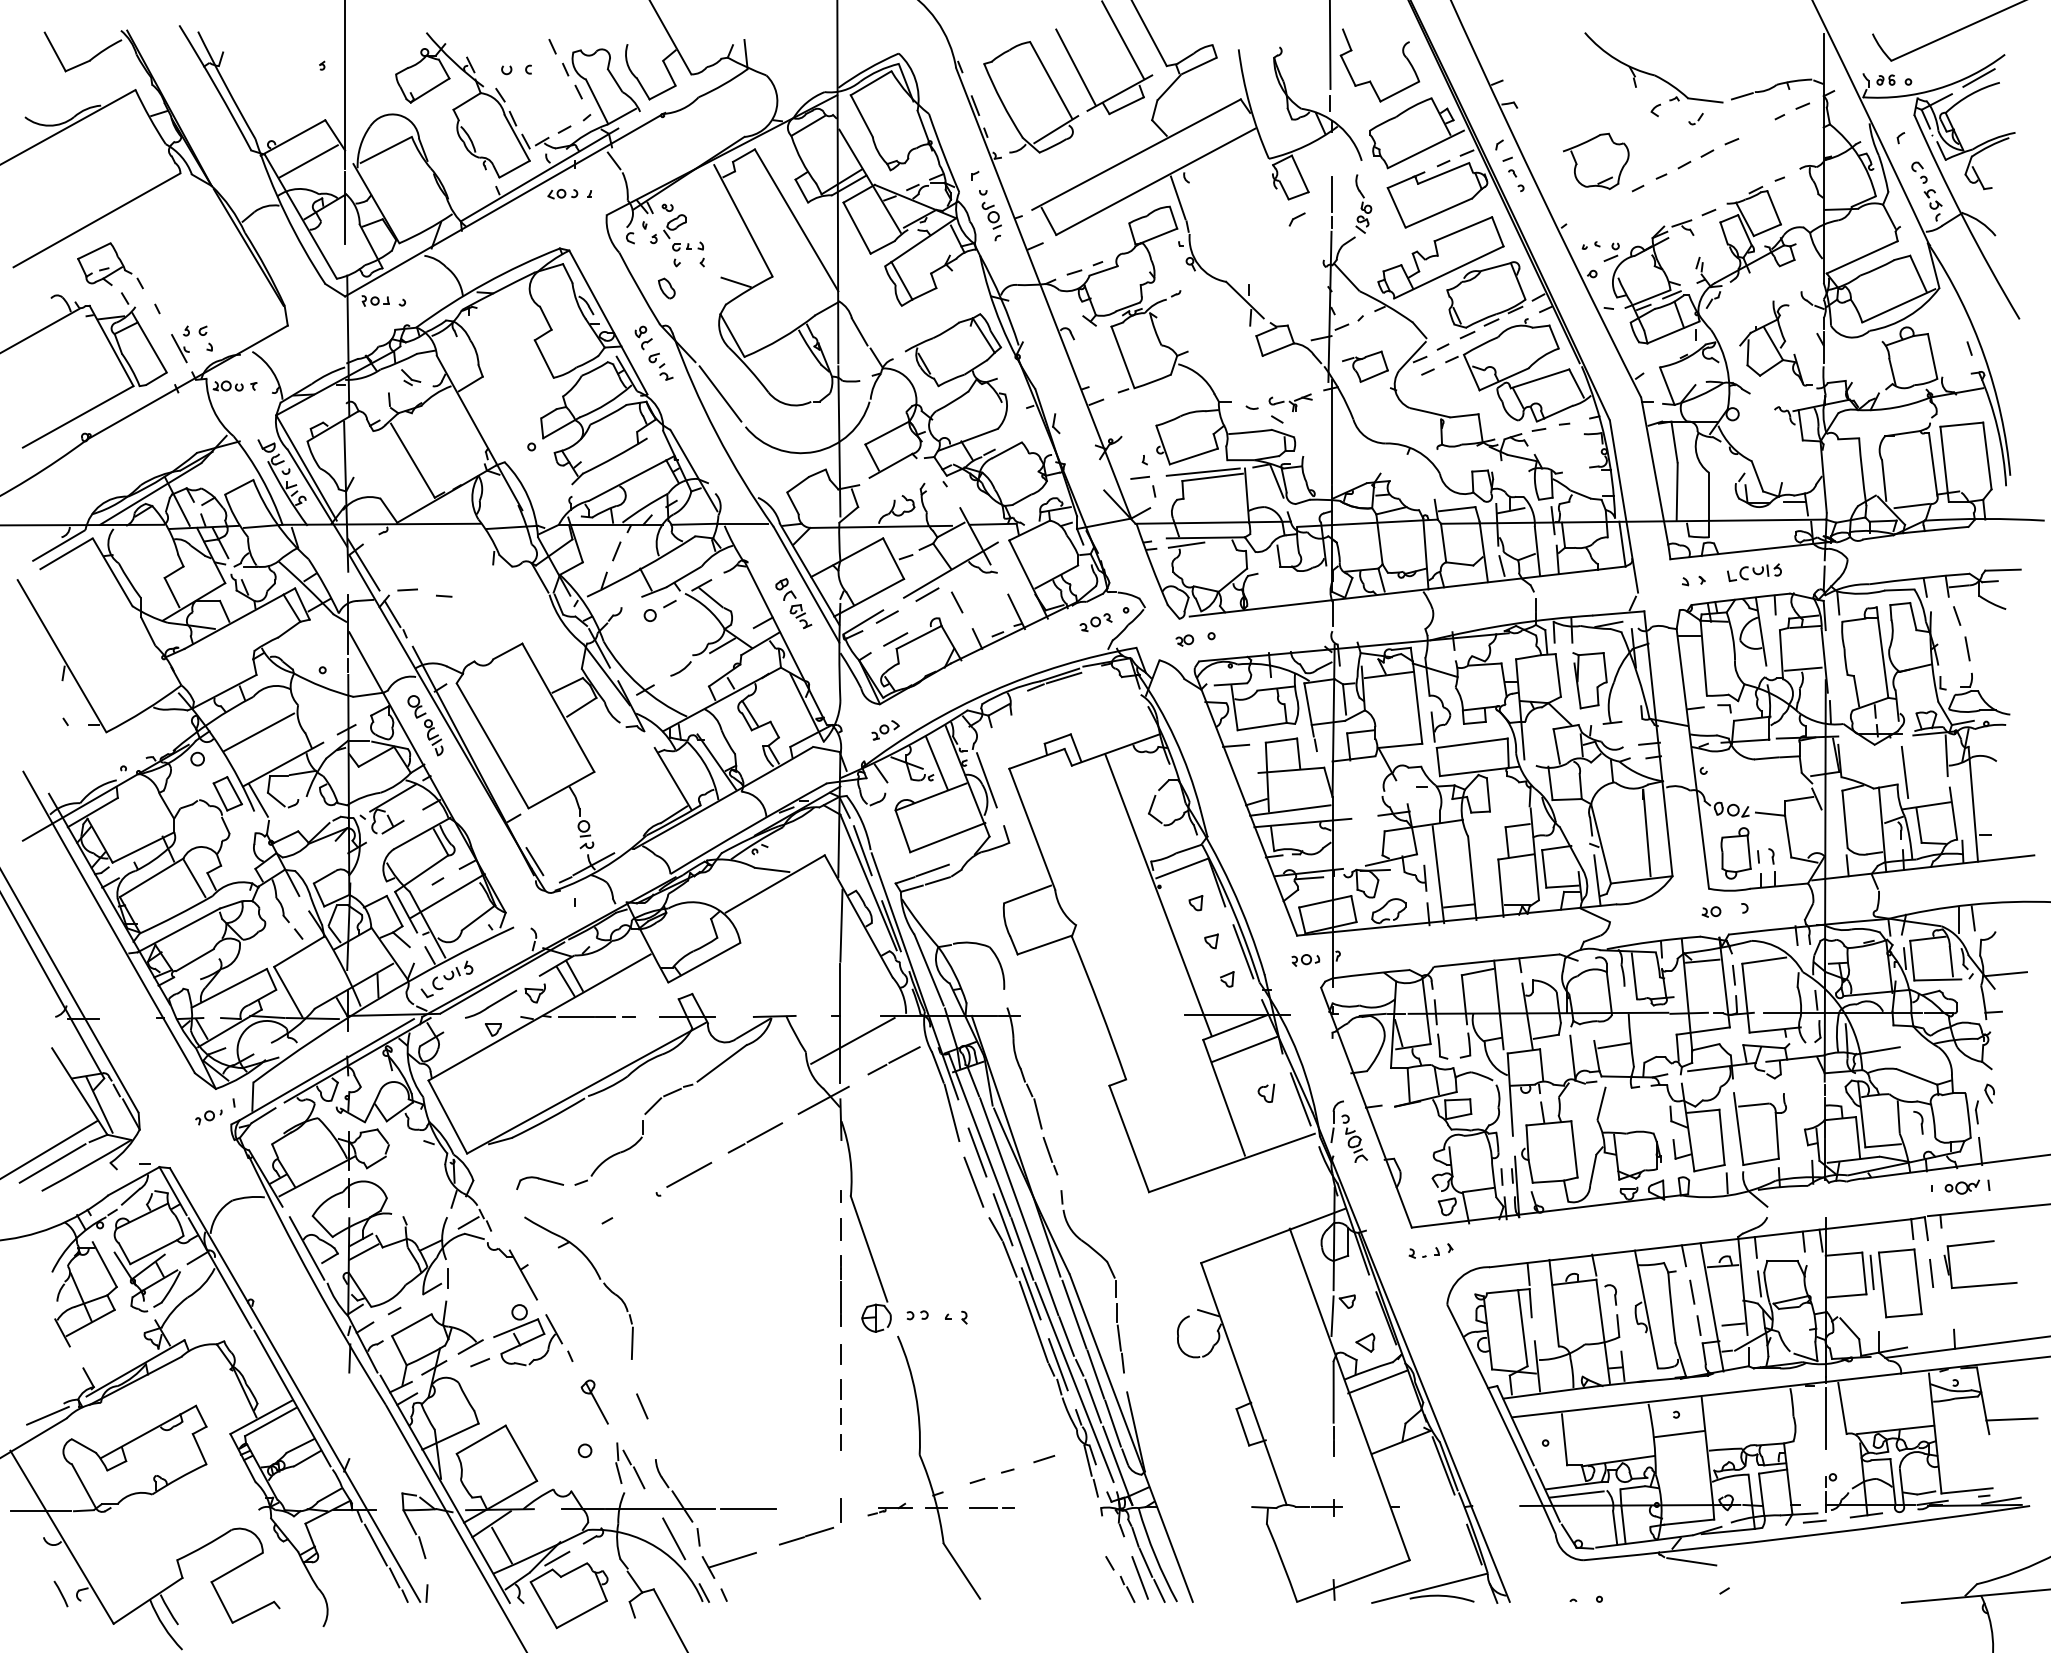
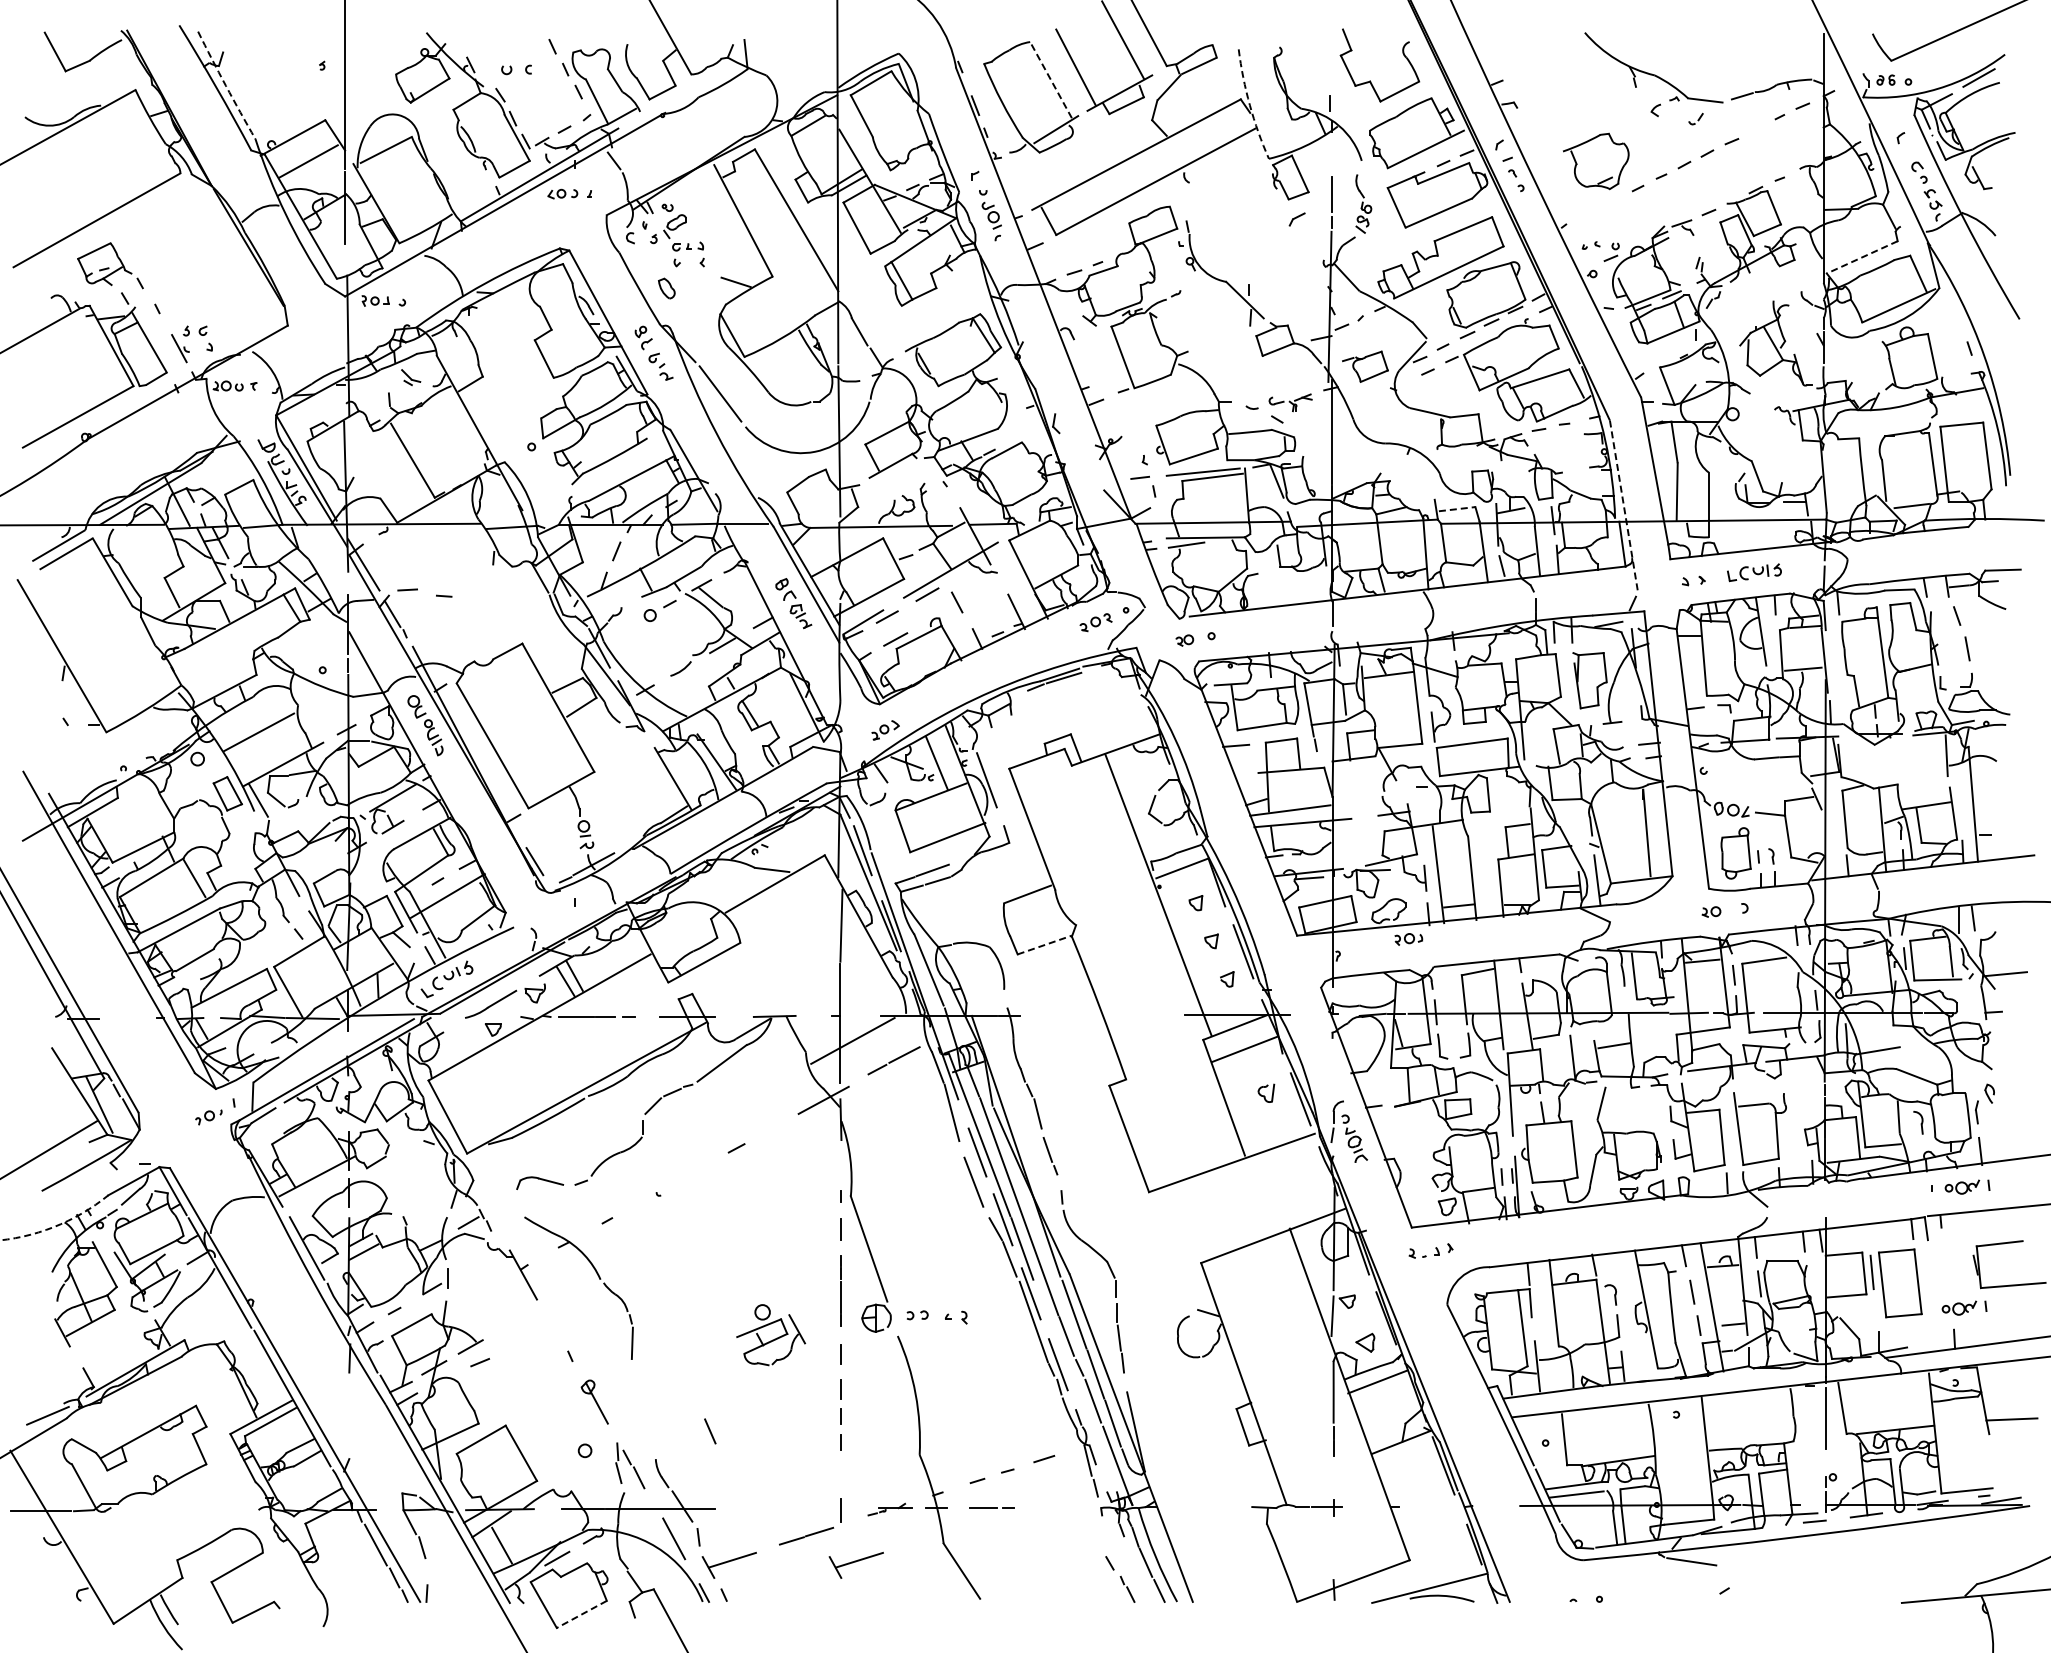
line: present -> none (1329, 45)
line: solid -> dashed (1050, 79)
arc: solid -> dashed (225, 85)
arc: solid -> dashed (1249, 105)
line: present -> none (1177, 197)
line: solid -> dashed (1862, 257)
line: solid -> dashed (1624, 507)
line: solid -> dashed (1457, 509)
line: present -> none (1904, 772)
line: solid -> dashed (1044, 945)
part position: (1305, 960) -> (1408, 939) (1408, 939)
line: present -> none (764, 1132)
line: present -> none (52, 1163)
line: present -> none (689, 1174)
arc: solid -> dashed (57, 1225)
line: present -> none (1931, 1273)
part position: (1980, 1284) -> (2009, 1284) (2009, 1284)
part: none -> present (1964, 1307)
part position: (528, 1335) -> (771, 1335) (771, 1335)
line: present -> none (1074, 1382)
line position: (642, 1406) -> (710, 1431) (710, 1431)
line: present -> none (1679, 1433)
line: present -> none (747, 1509)
part: none -> present (855, 1564)
line: present -> none (1140, 1577)
line: present -> none (60, 1593)
line: solid -> dashed (581, 1614)
